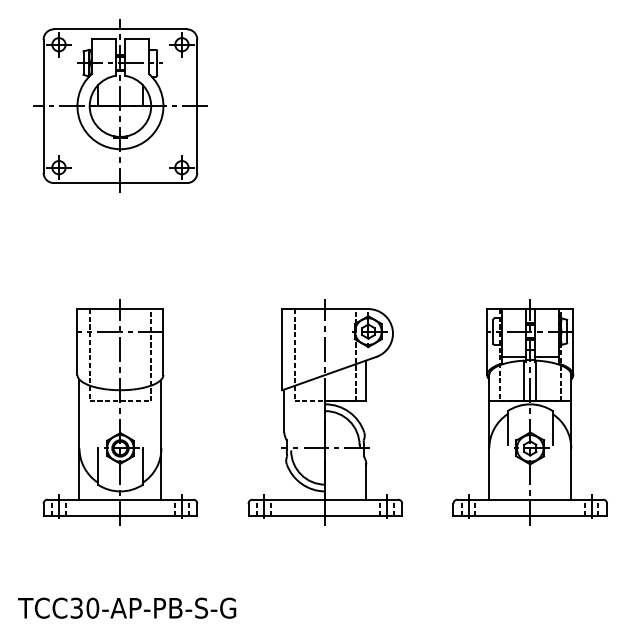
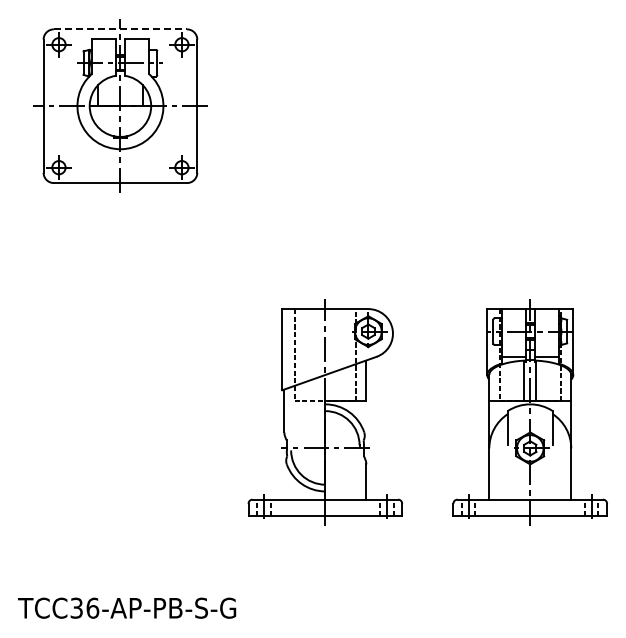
line: solid -> dashed (120, 29)
part: present -> none (120, 412)
text: TCC30-AP-PB-S-G -> TCC36-AP-PB-S-G (92, 607)
